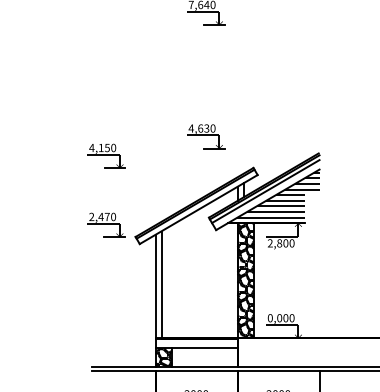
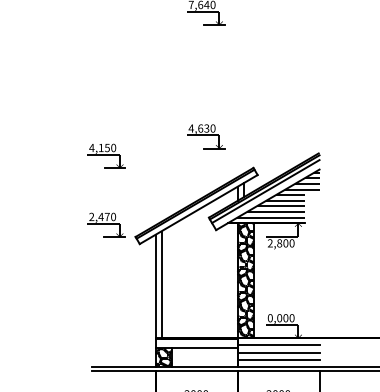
line: none -> present (278, 345)
line: none -> present (278, 352)
line: none -> present (278, 359)
